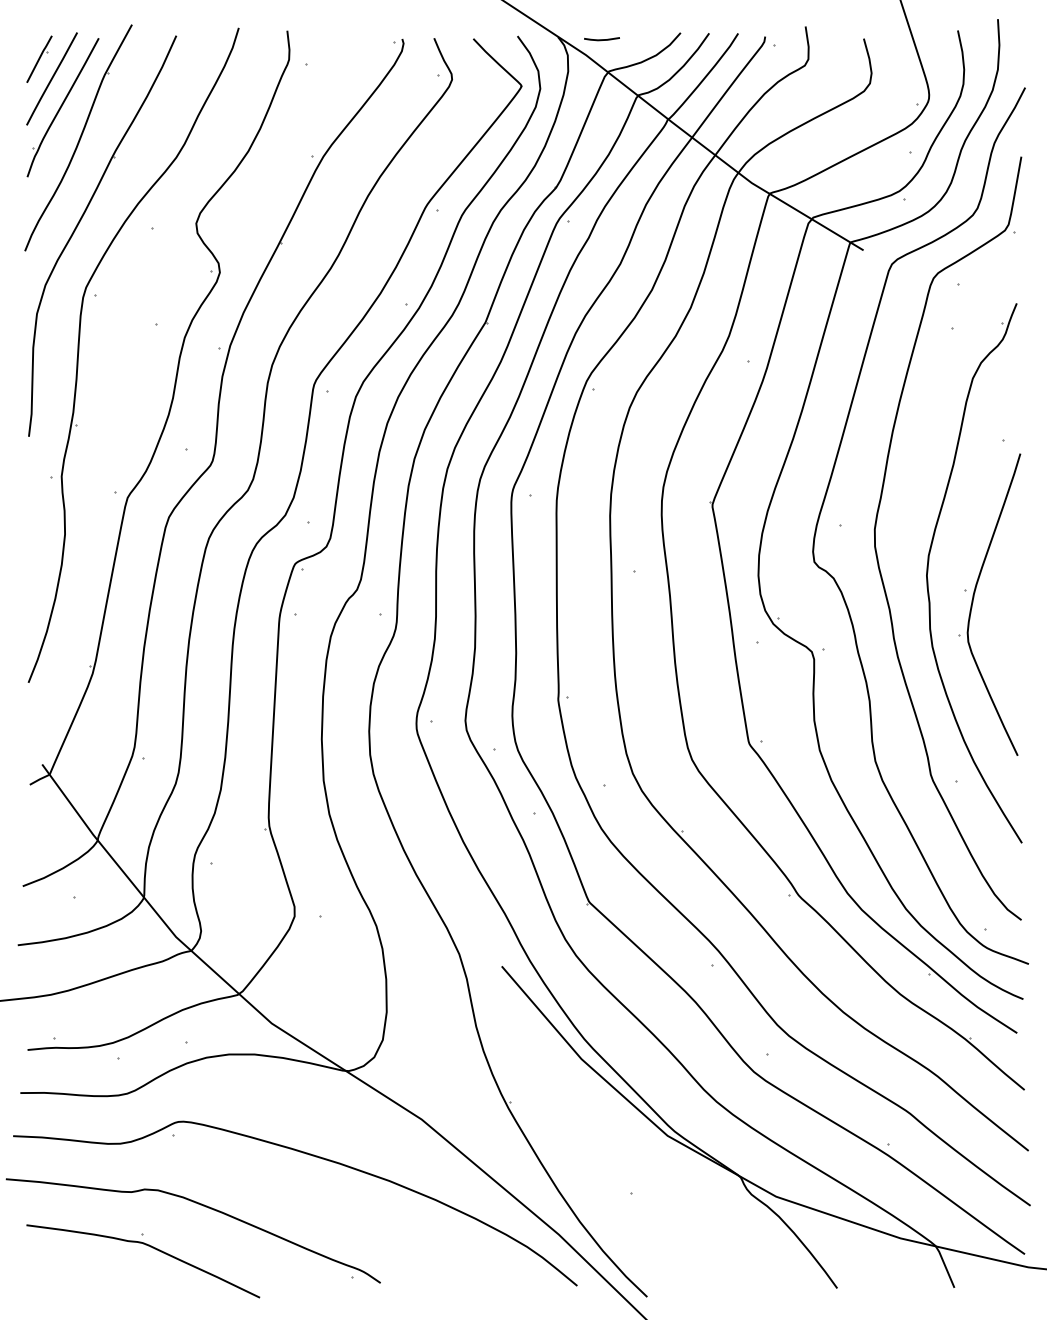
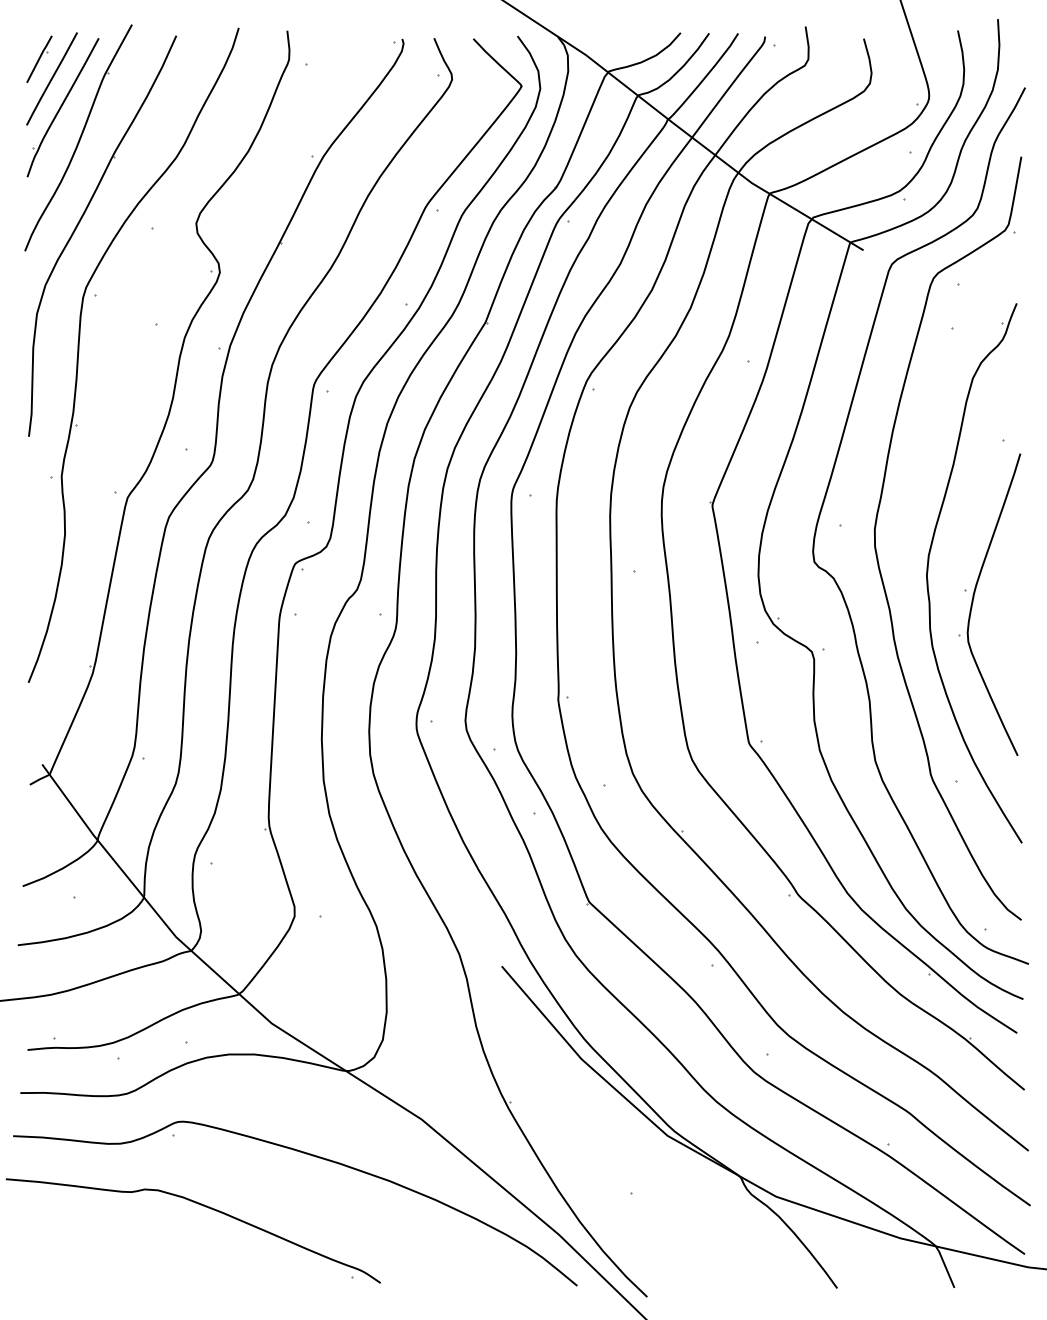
line: present -> none (601, 39)
part: present -> none (150, 1247)
